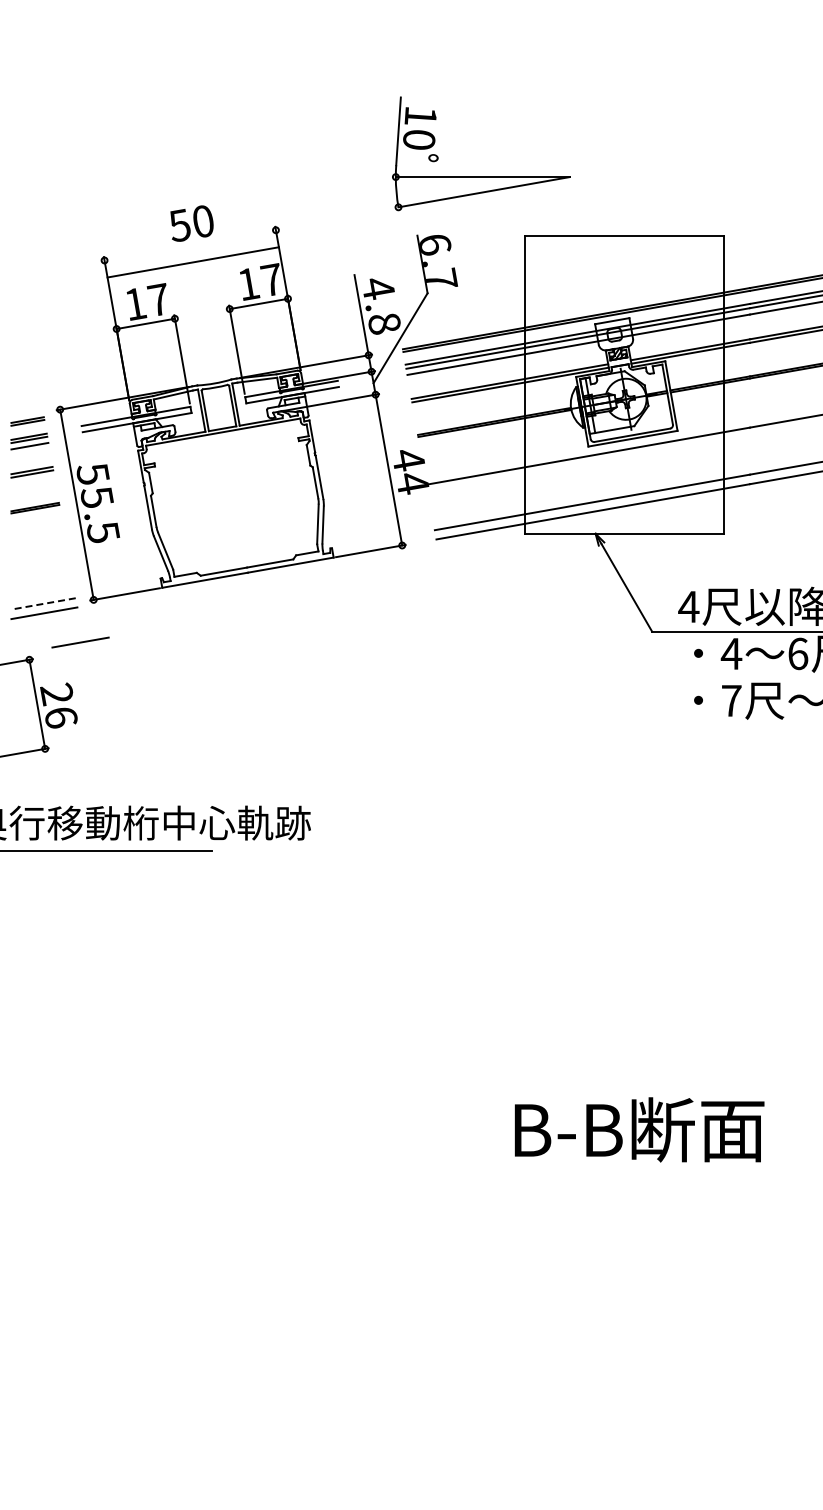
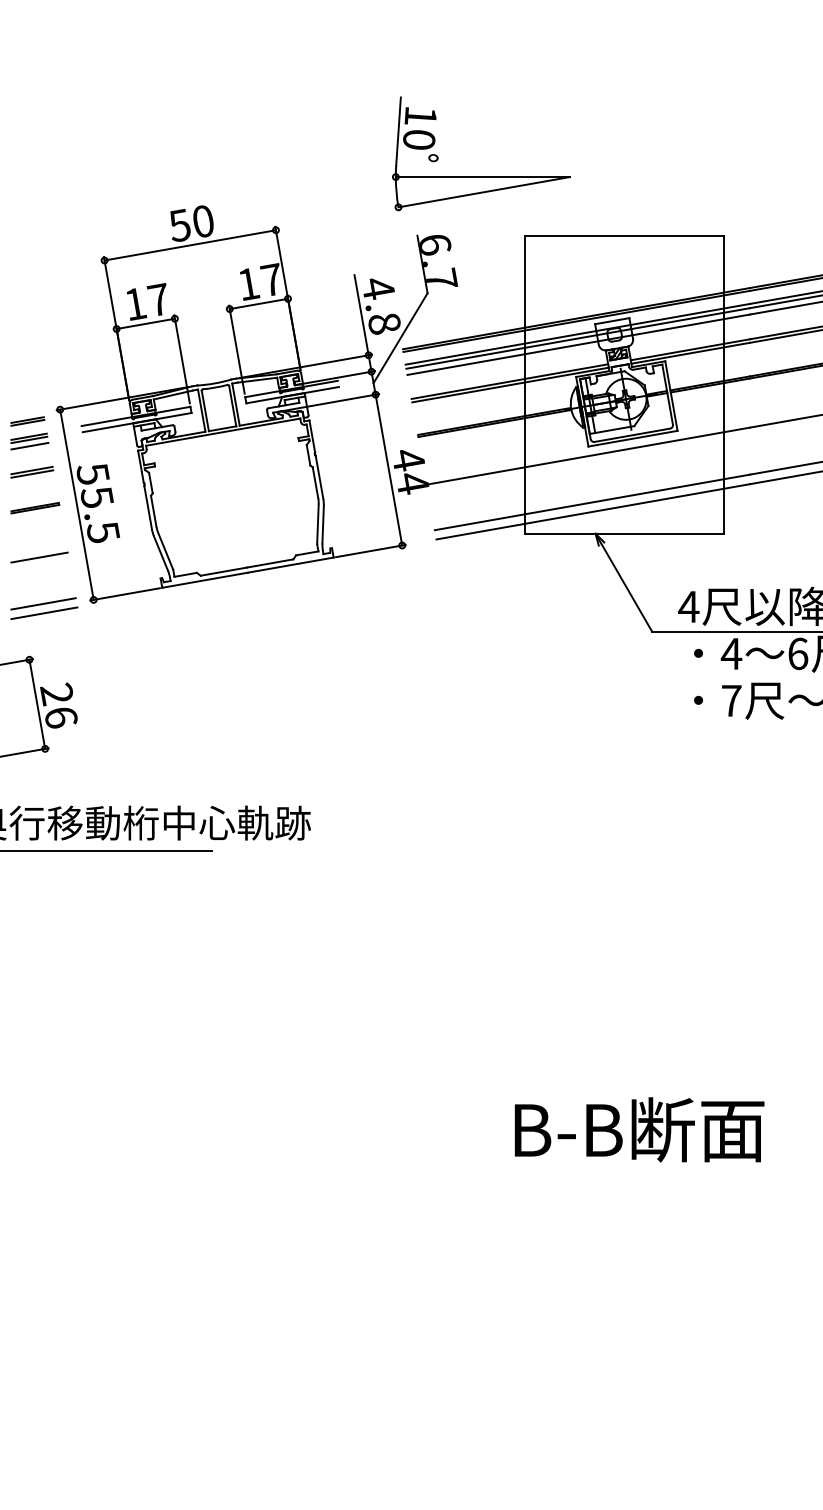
line position: (192, 262) -> (189, 245) (189, 245)
line: dashed -> solid (43, 603)
line position: (80, 642) -> (39, 557) (39, 557)
